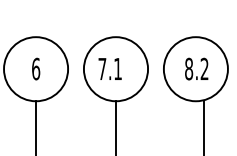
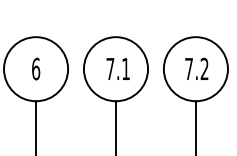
text position: (109, 68) -> (117, 68) (117, 68)
text: 8.2 -> 7.2 (189, 68)
line position: (203, 126) -> (195, 126) (195, 126)
